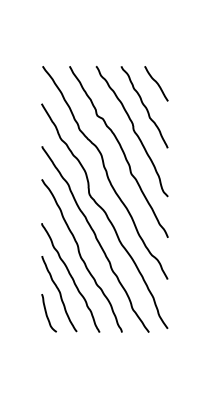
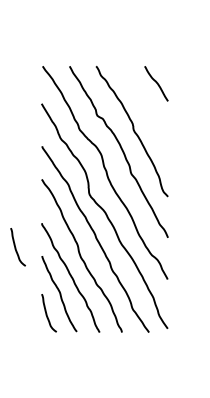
curve: present -> none (144, 107)
curve: none -> present (16, 247)
